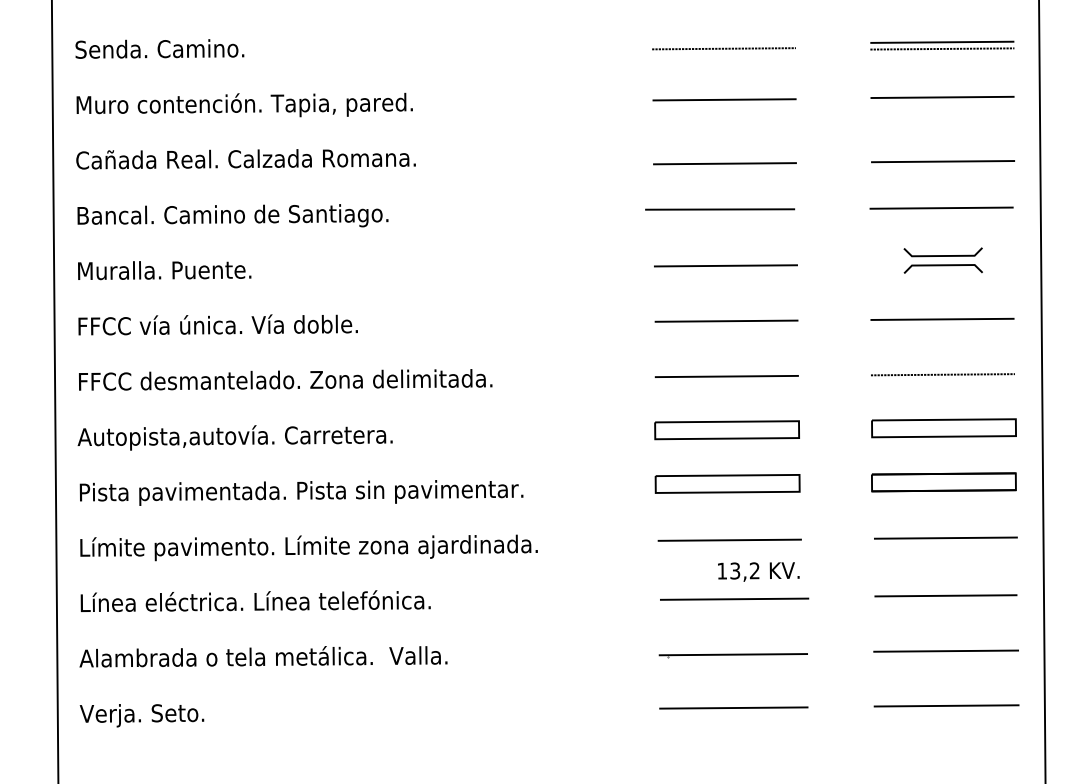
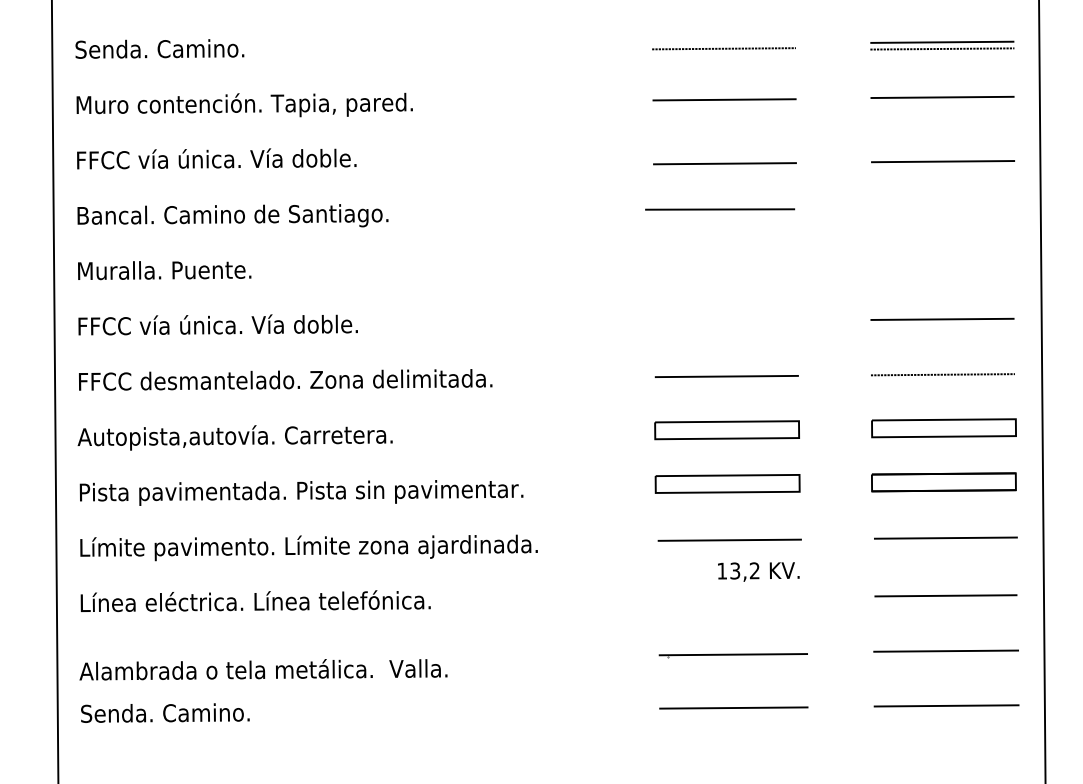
text: Cañada Real. Calzada Romana. -> FFCC vía única. Vía doble. (245, 158)
line: present -> none (941, 207)
part: present -> none (942, 260)
line: present -> none (725, 265)
line: present -> none (726, 320)
line: present -> none (734, 598)
text position: (263, 656) -> (263, 669) (263, 669)
text: Verja. Seto. -> Senda. Camino. (164, 715)
